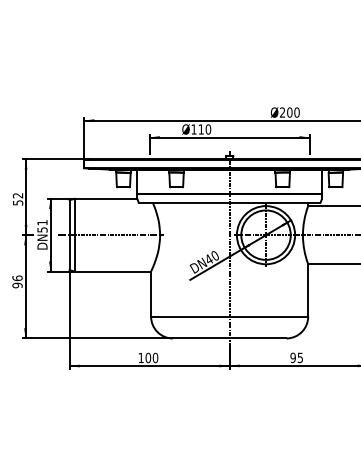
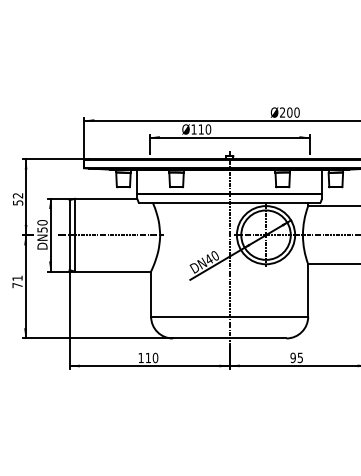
text: 51 -> 50 (42, 222)
text: 96 -> 71 (17, 281)
text: 100 -> 110 (148, 357)
